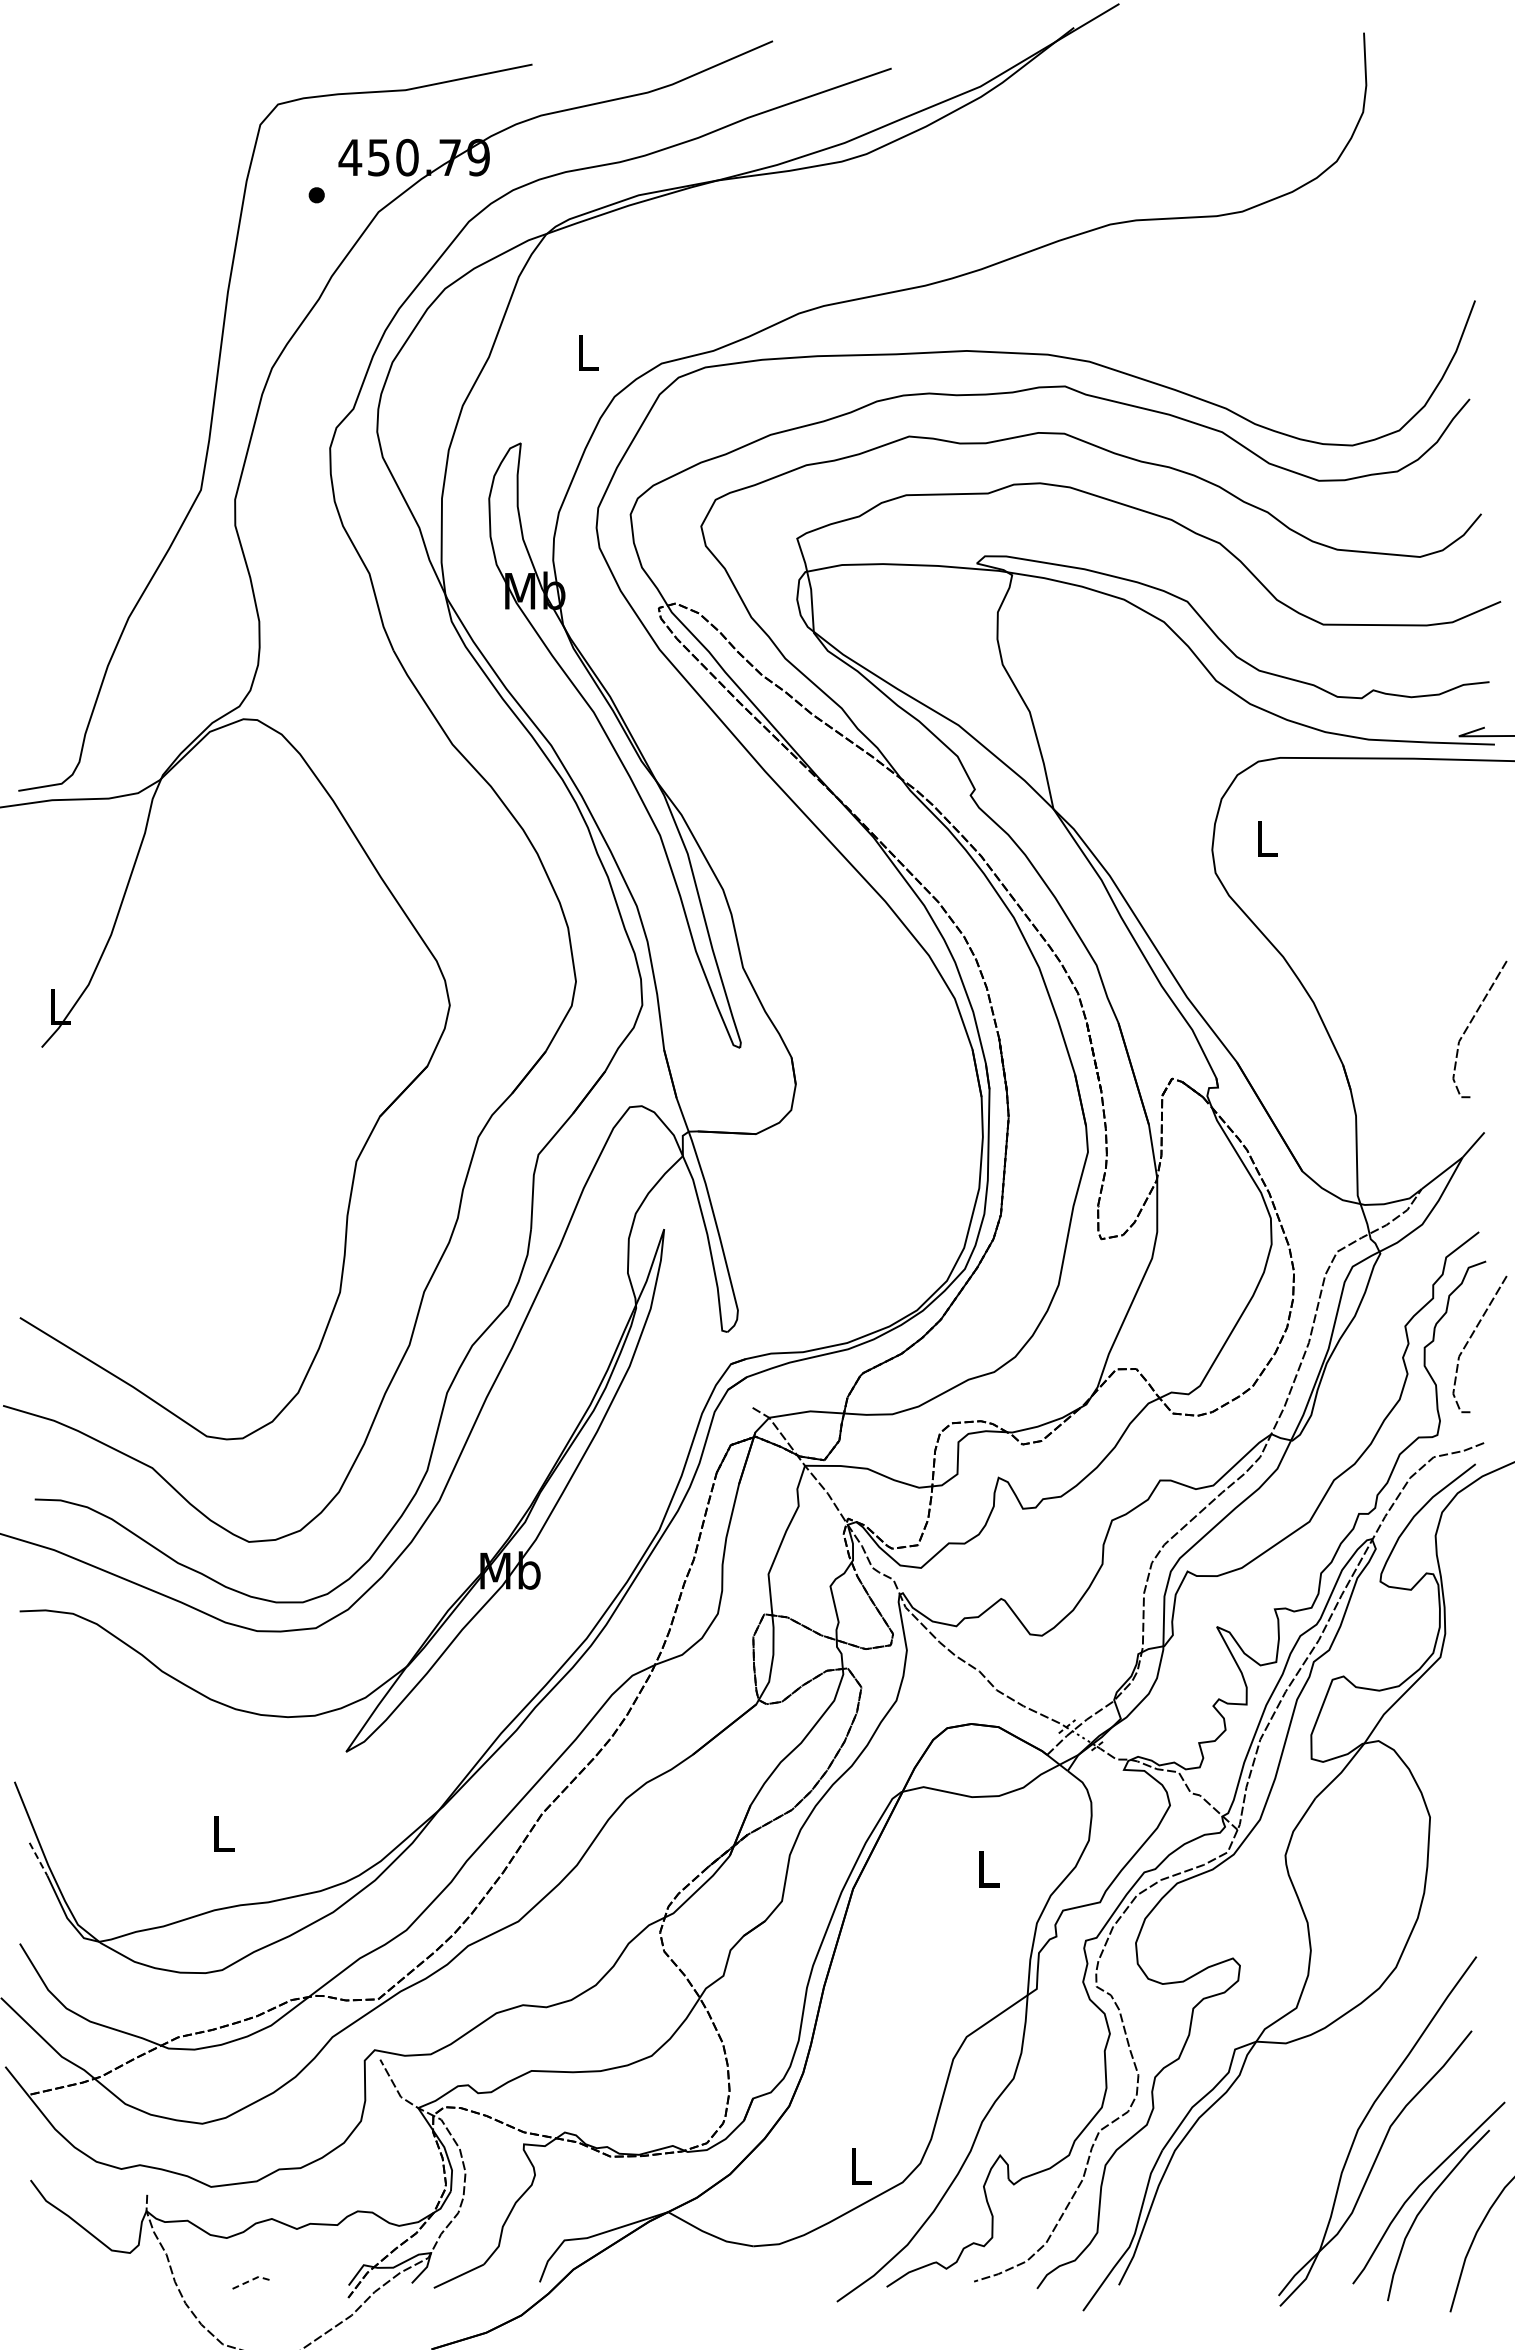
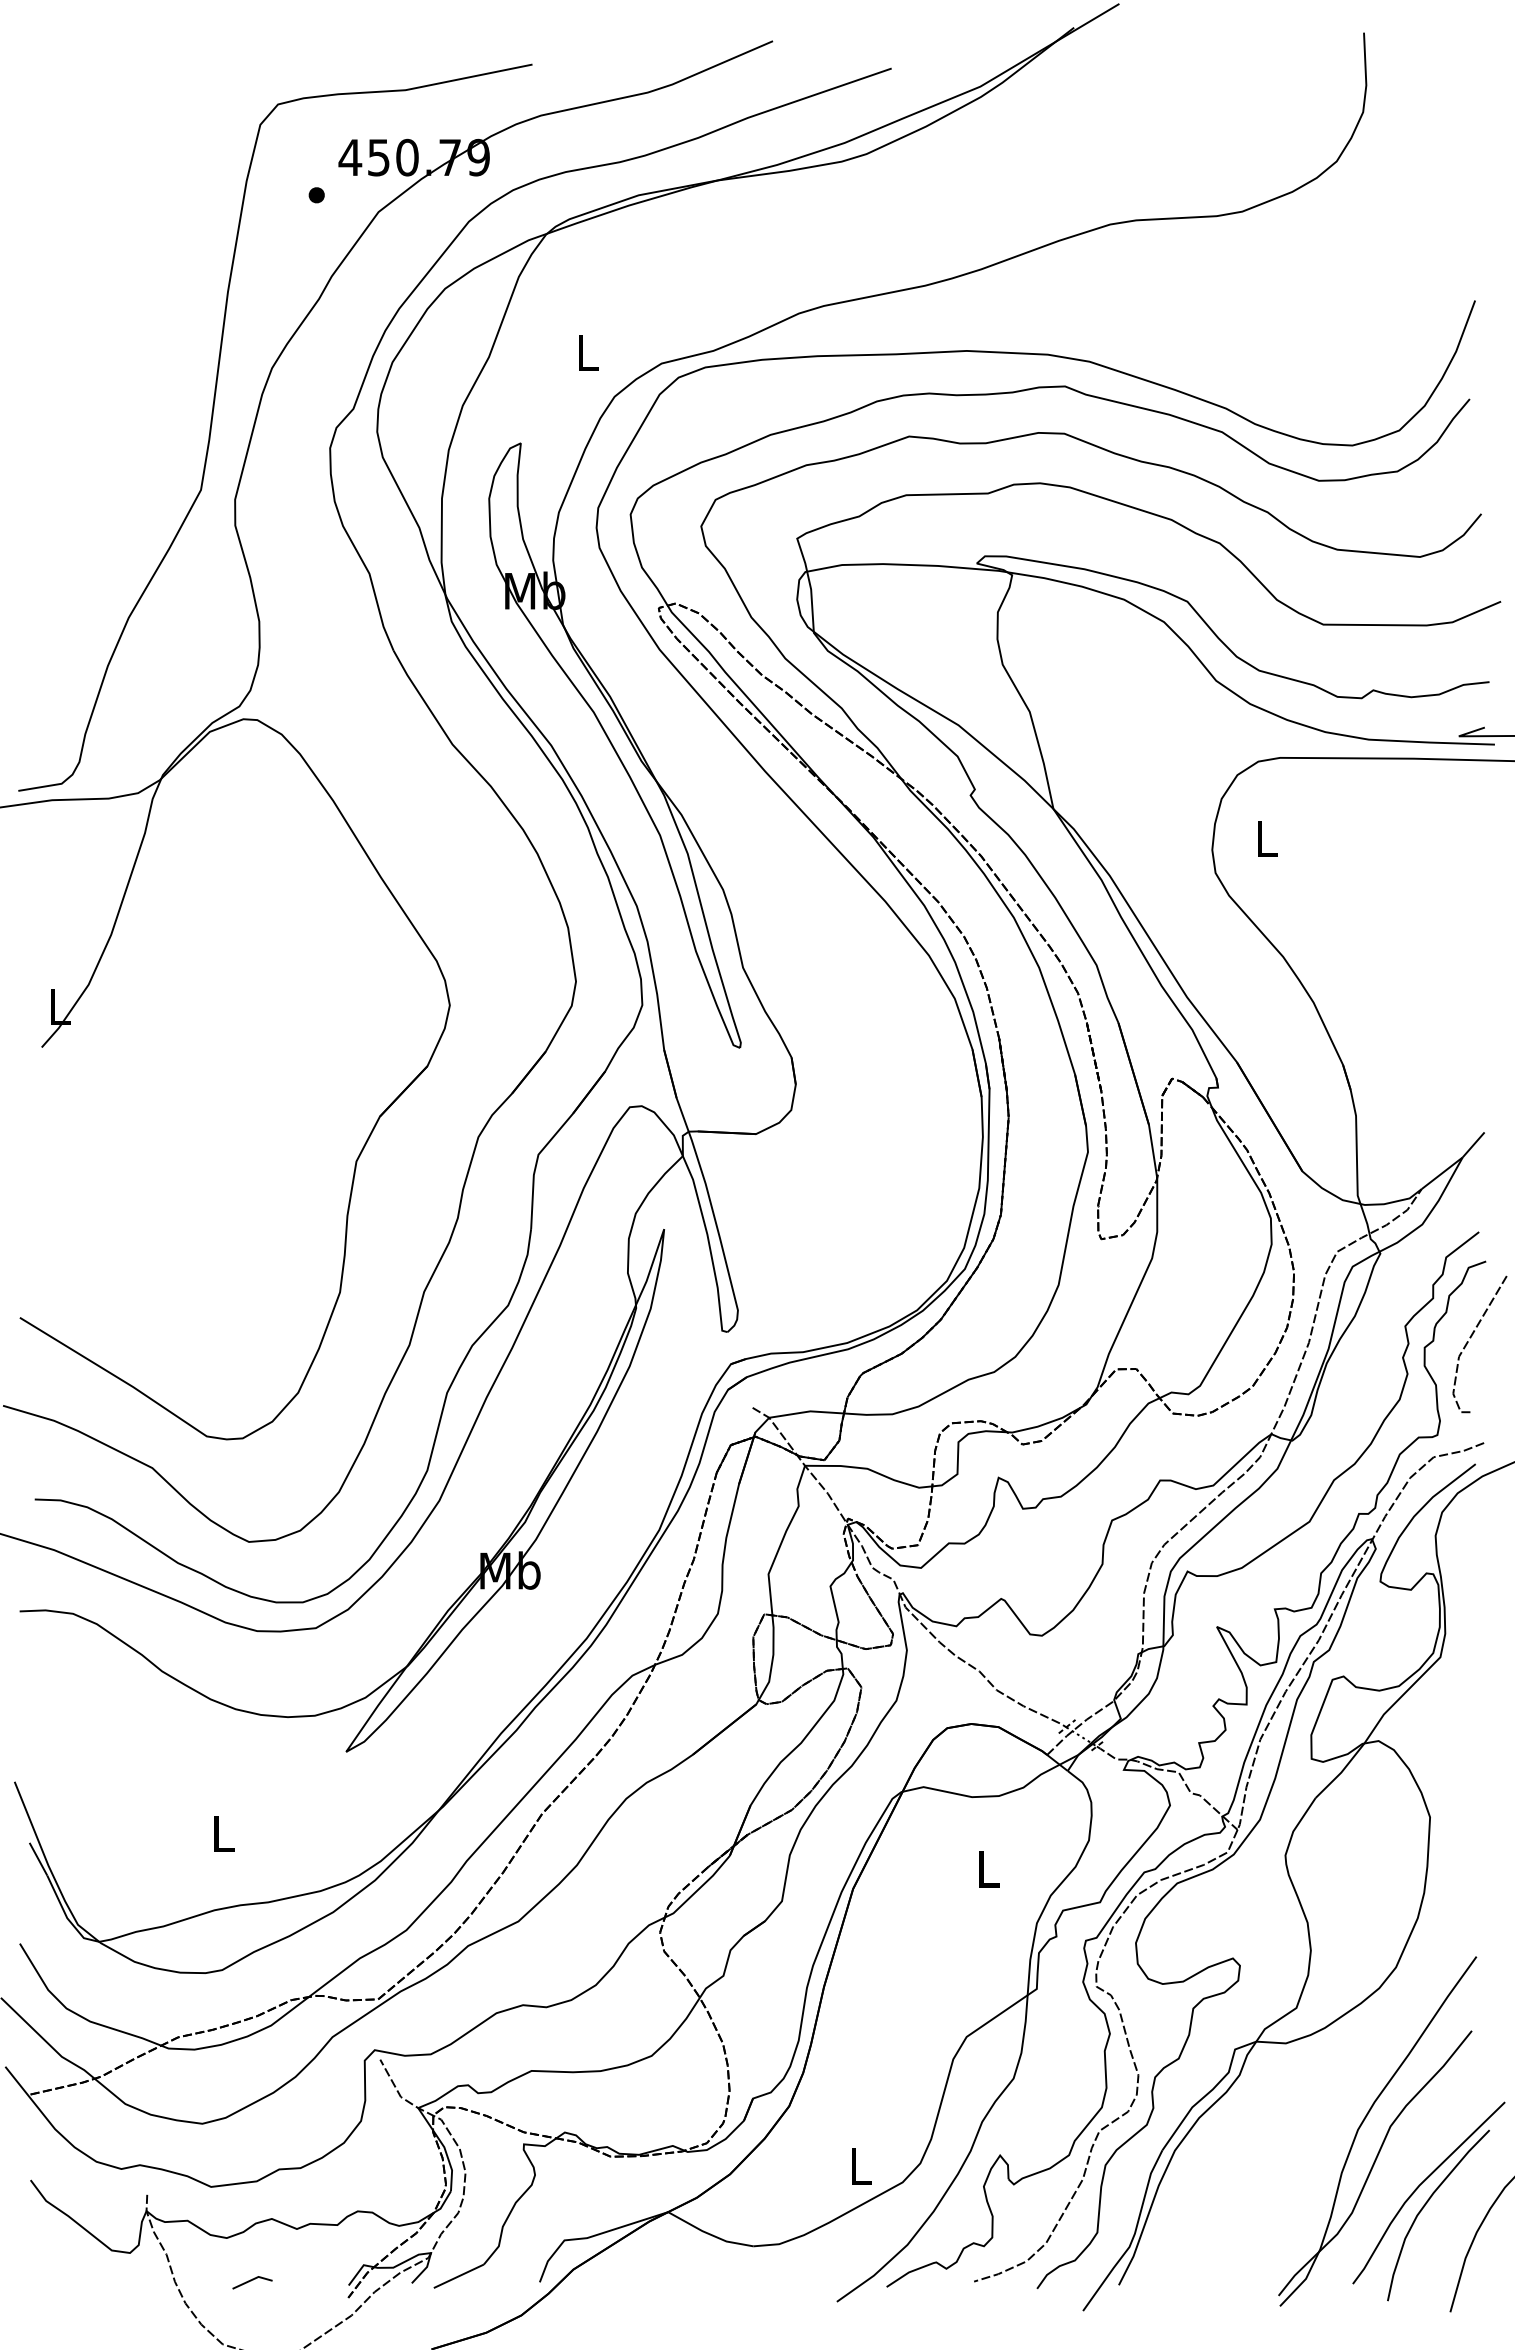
line: present -> none (1472, 1021)
line: dashed -> solid (38, 1859)
line: dashed -> solid (253, 2279)
